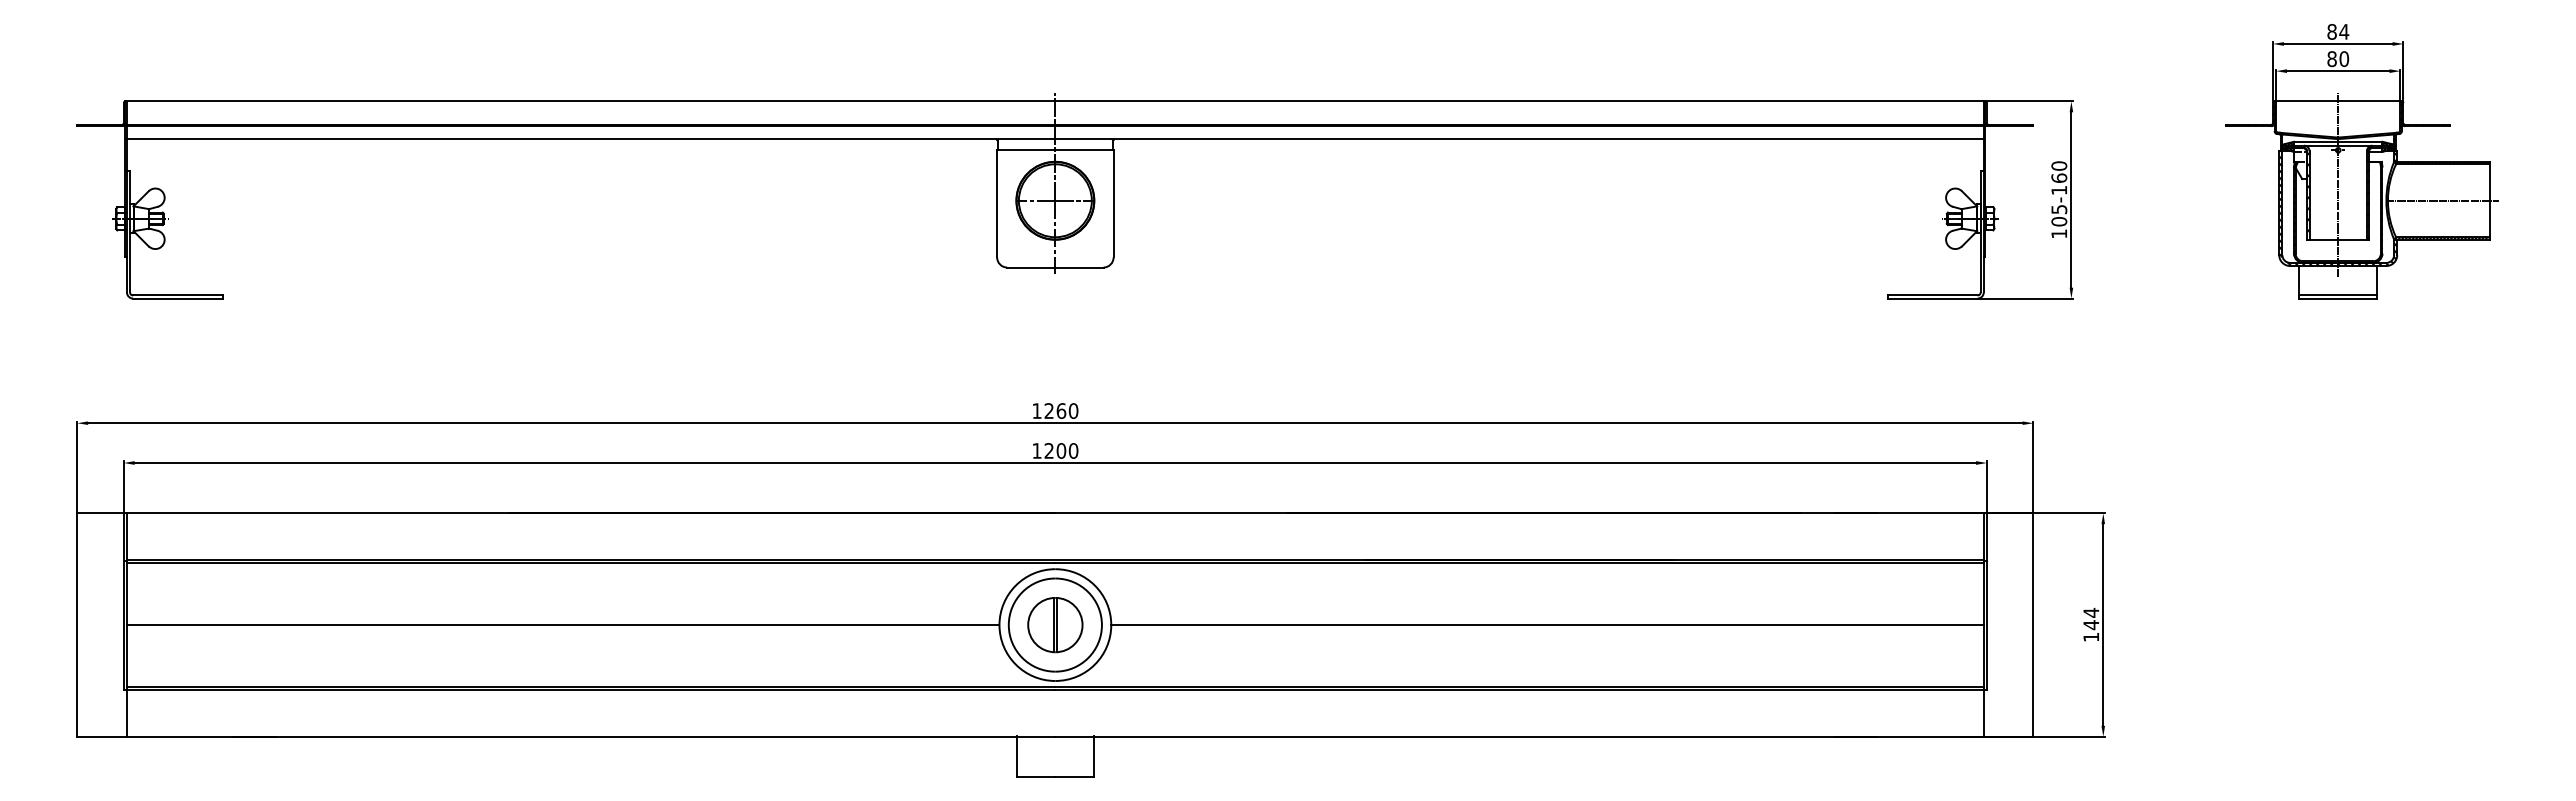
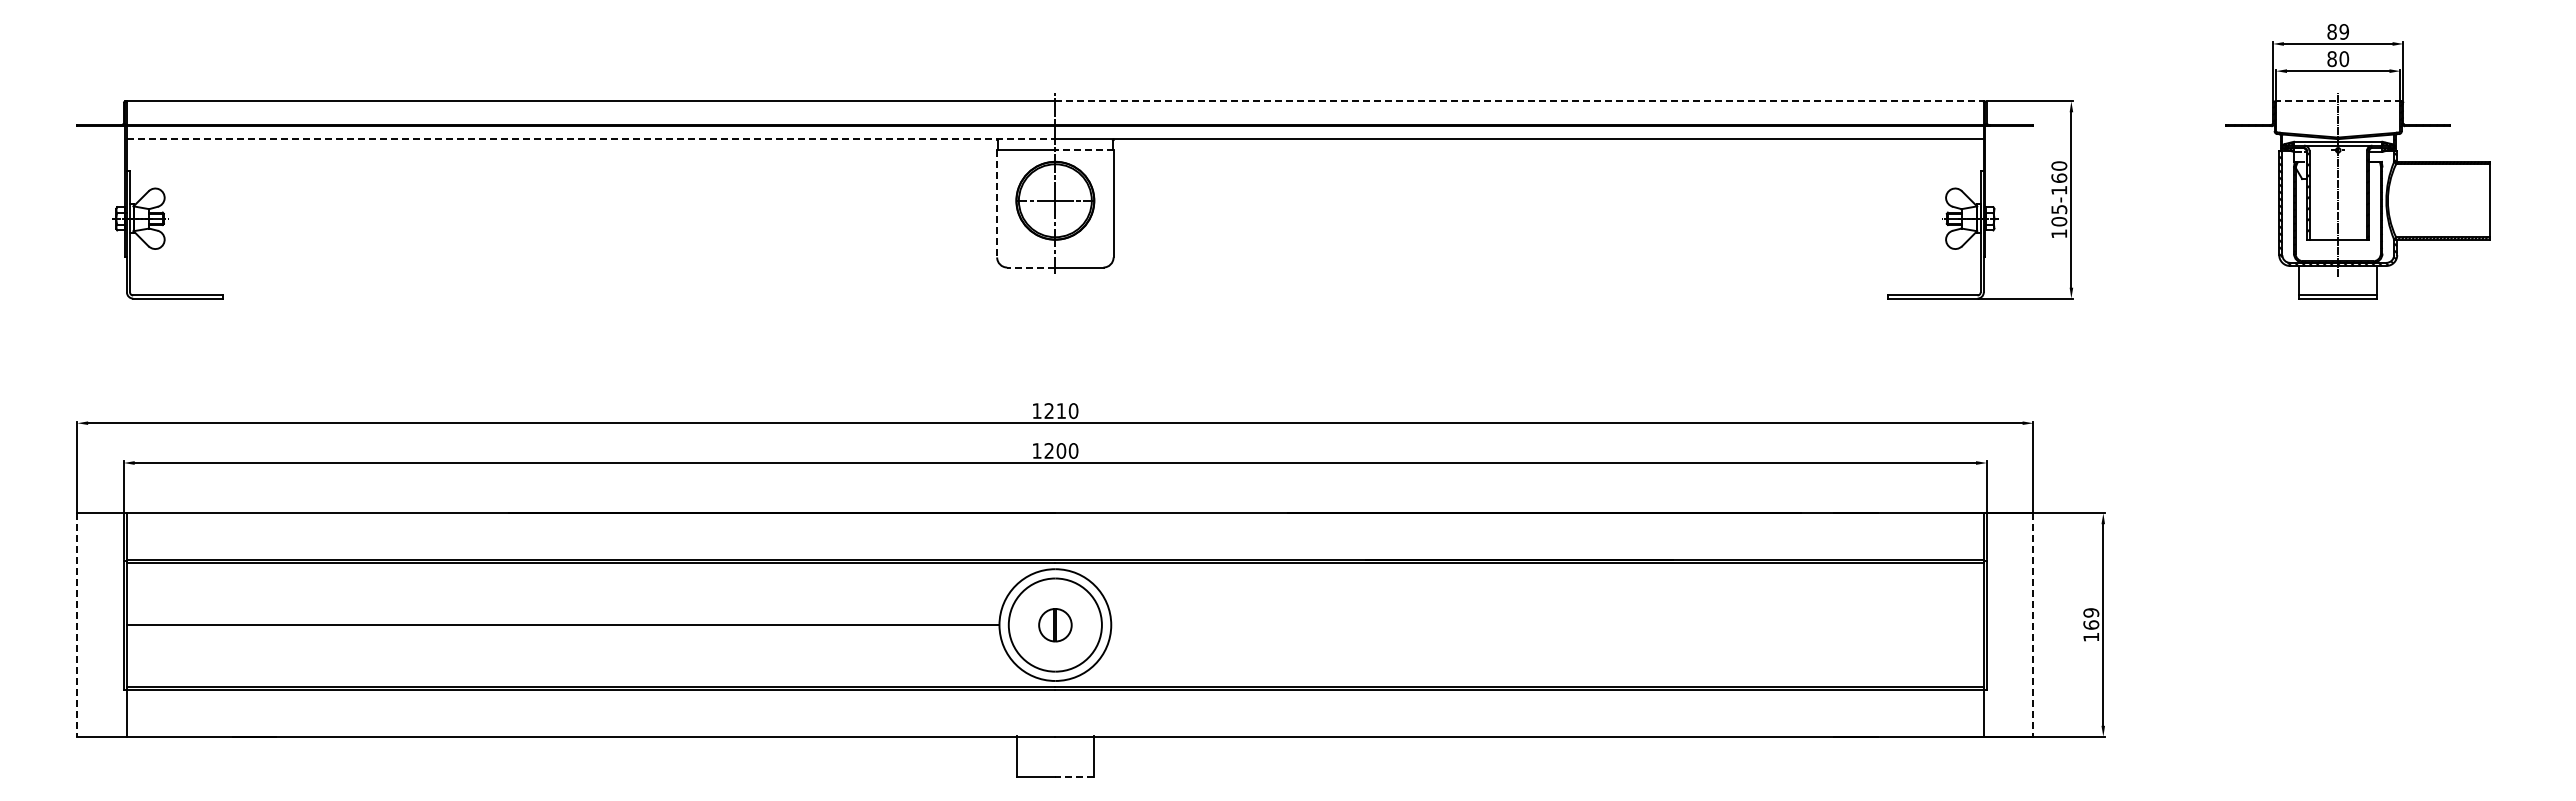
text: 84 -> 89 (2344, 31)
line: solid -> dashed (1520, 101)
line: solid -> dashed (2338, 101)
line: solid -> dashed (591, 139)
line: solid -> dashed (1083, 149)
line: present -> none (2442, 200)
line: solid -> dashed (997, 203)
line: solid -> dashed (1030, 267)
text: 1260 -> 1210 (1061, 411)
text: 144 -> 169 (2091, 618)
line: solid -> dashed (77, 625)
part size: 57x57 px -> 35x35 px (1055, 625)
line: present -> none (1547, 625)
line: solid -> dashed (2033, 625)
line: solid -> dashed (1074, 777)
